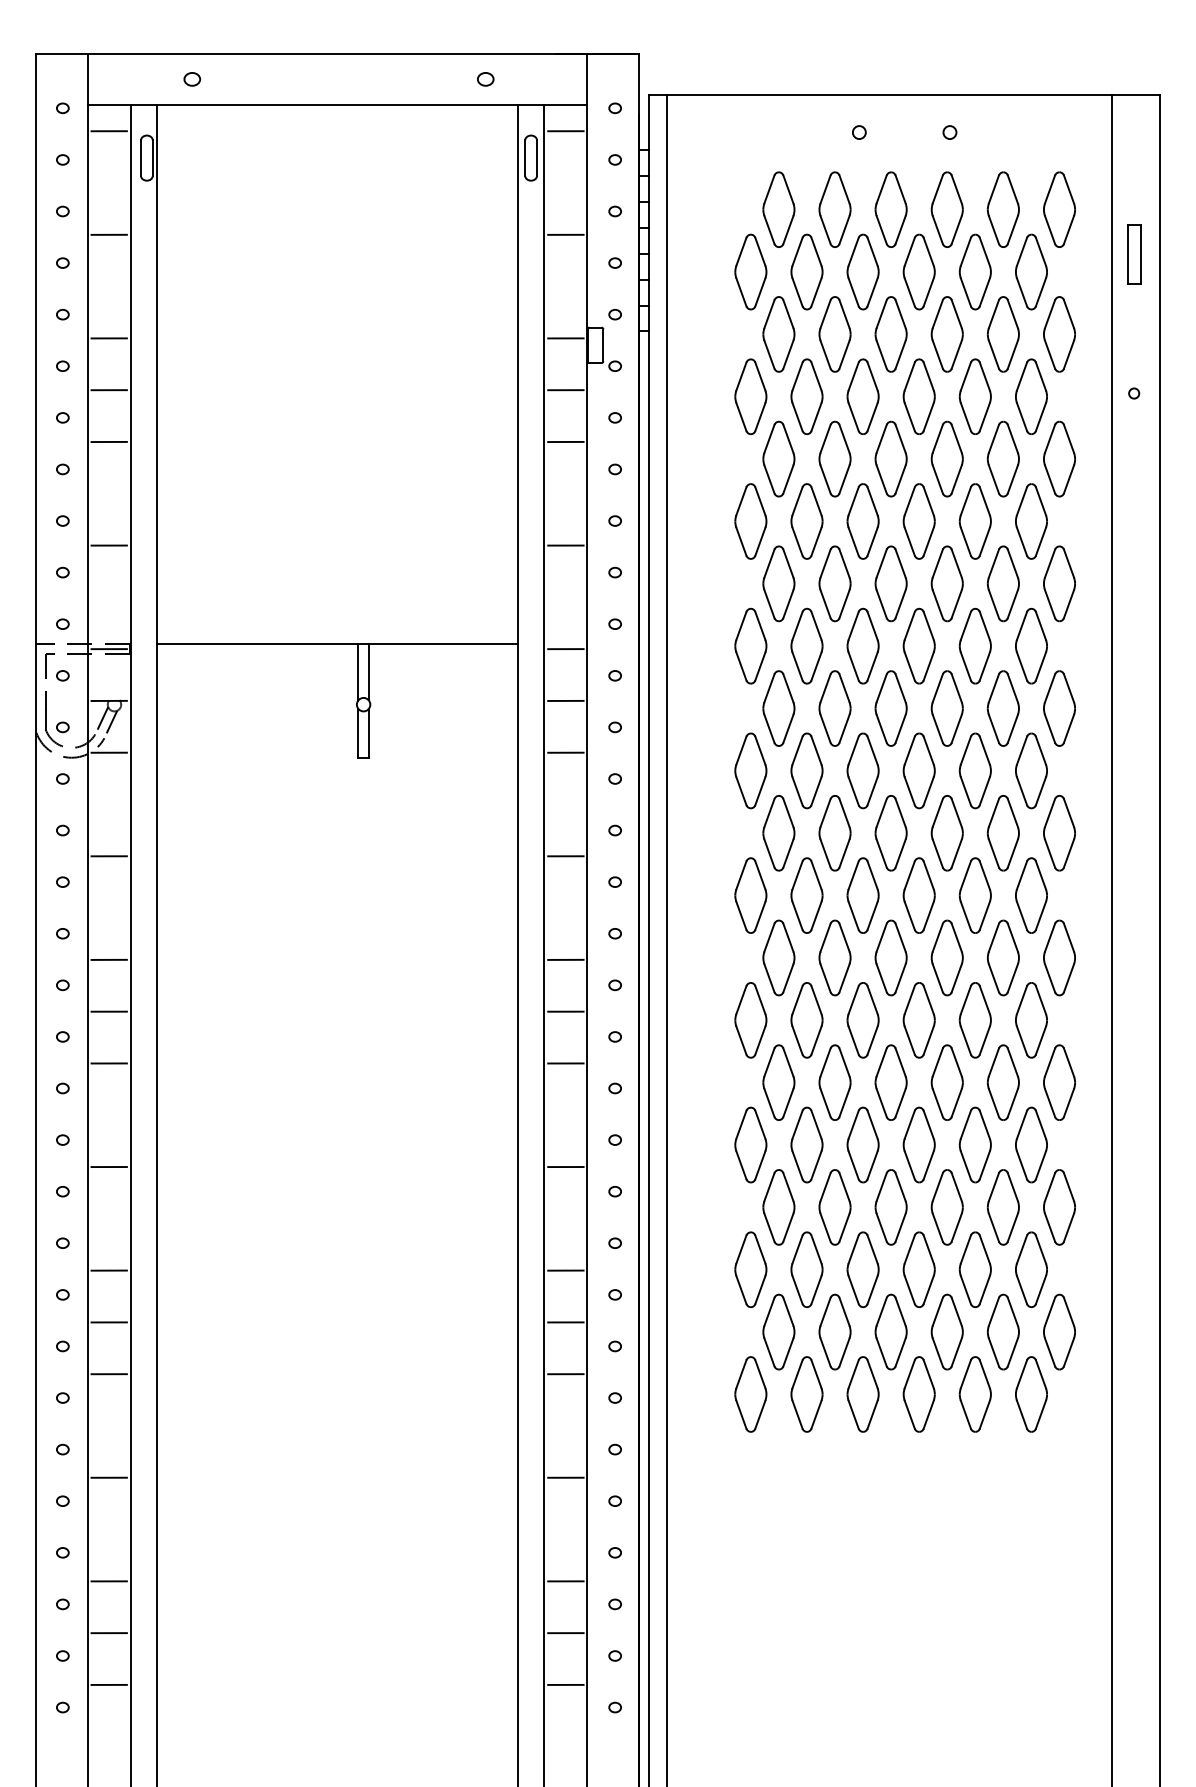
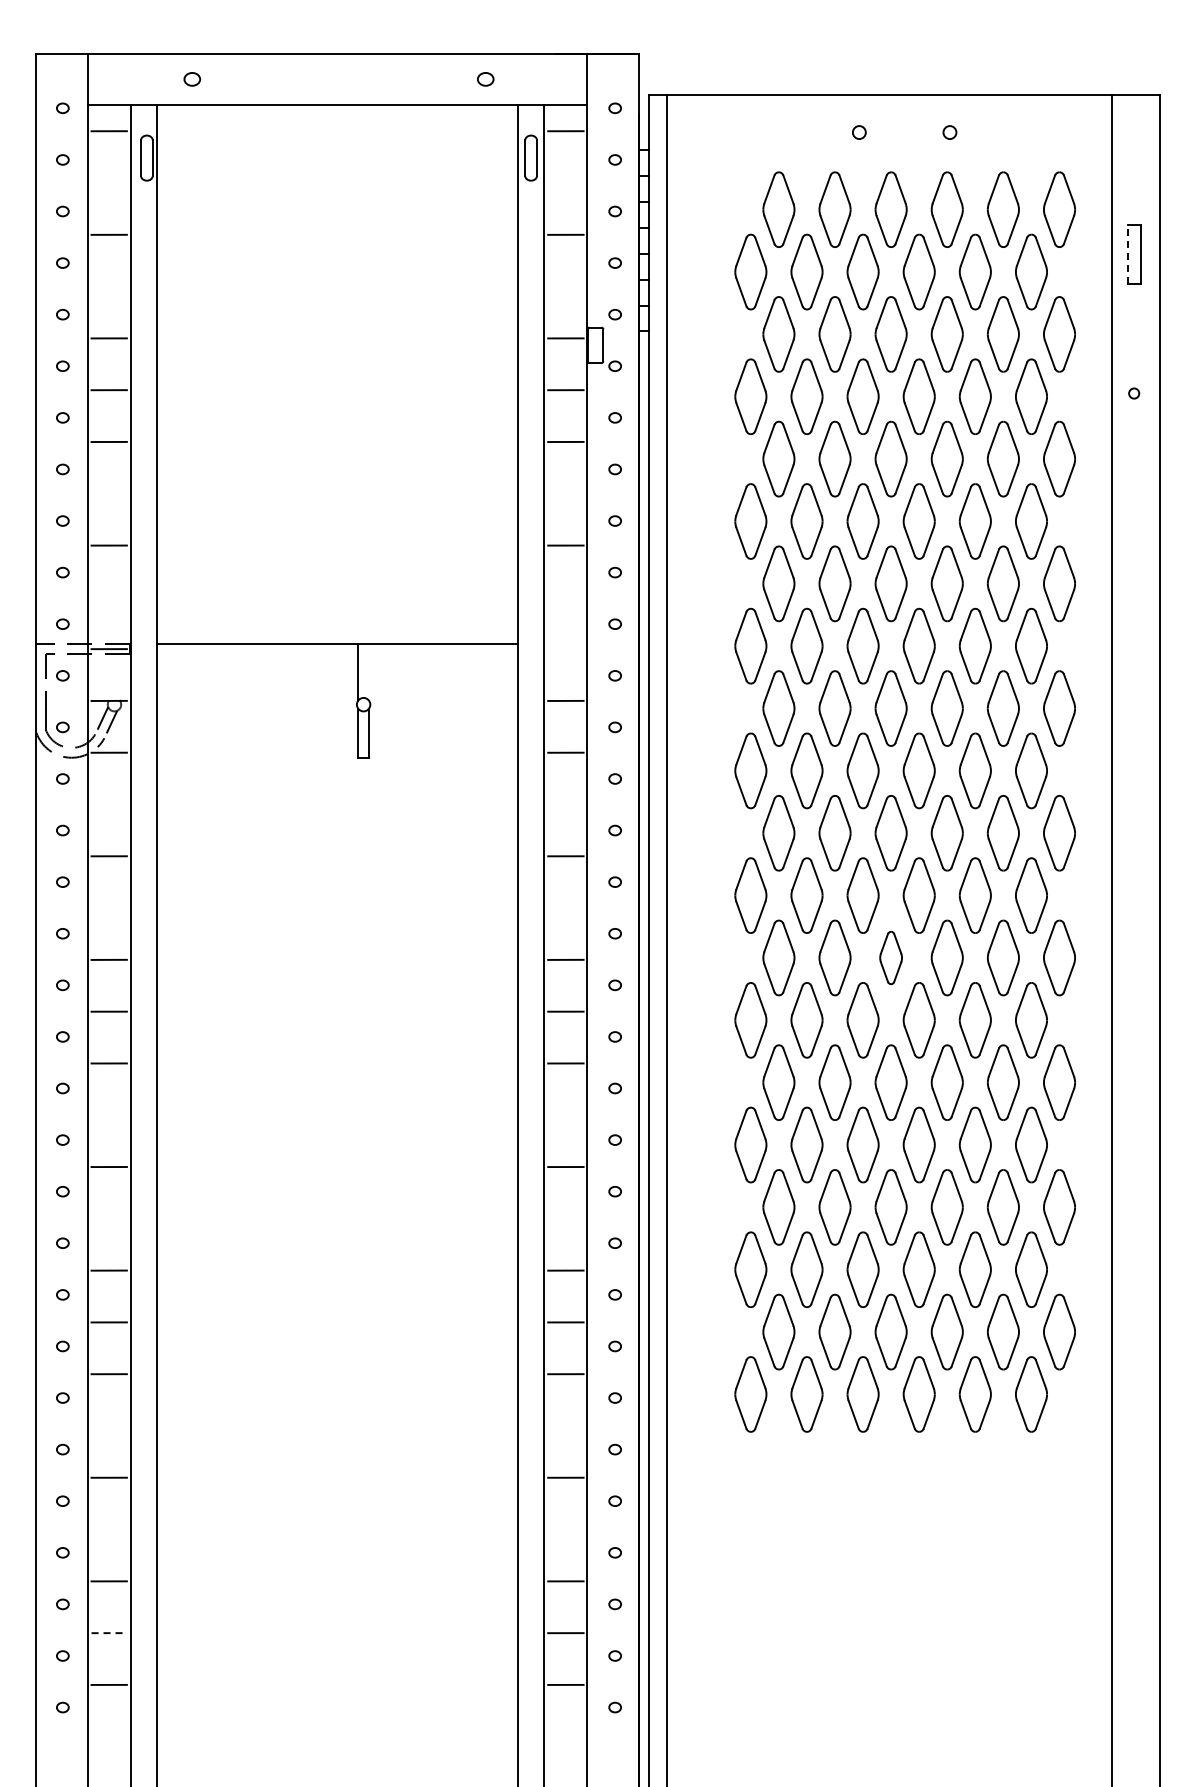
line: solid -> dashed (1127, 253)
line: present -> none (565, 649)
line: present -> none (368, 672)
part size: 34x78 px -> 24x54 px (890, 957)
line: solid -> dashed (109, 1633)
